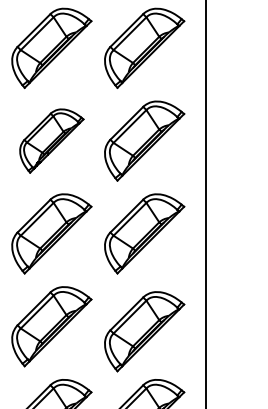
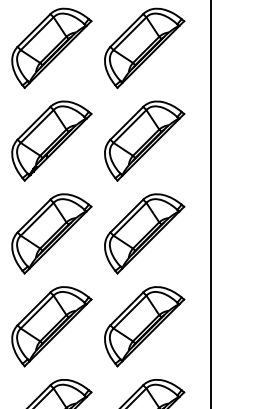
part size: 66x66 px -> 82x82 px (51, 140)
line position: (206, 203) -> (211, 203) (211, 203)
part position: (144, 331) -> (144, 326) (144, 326)
